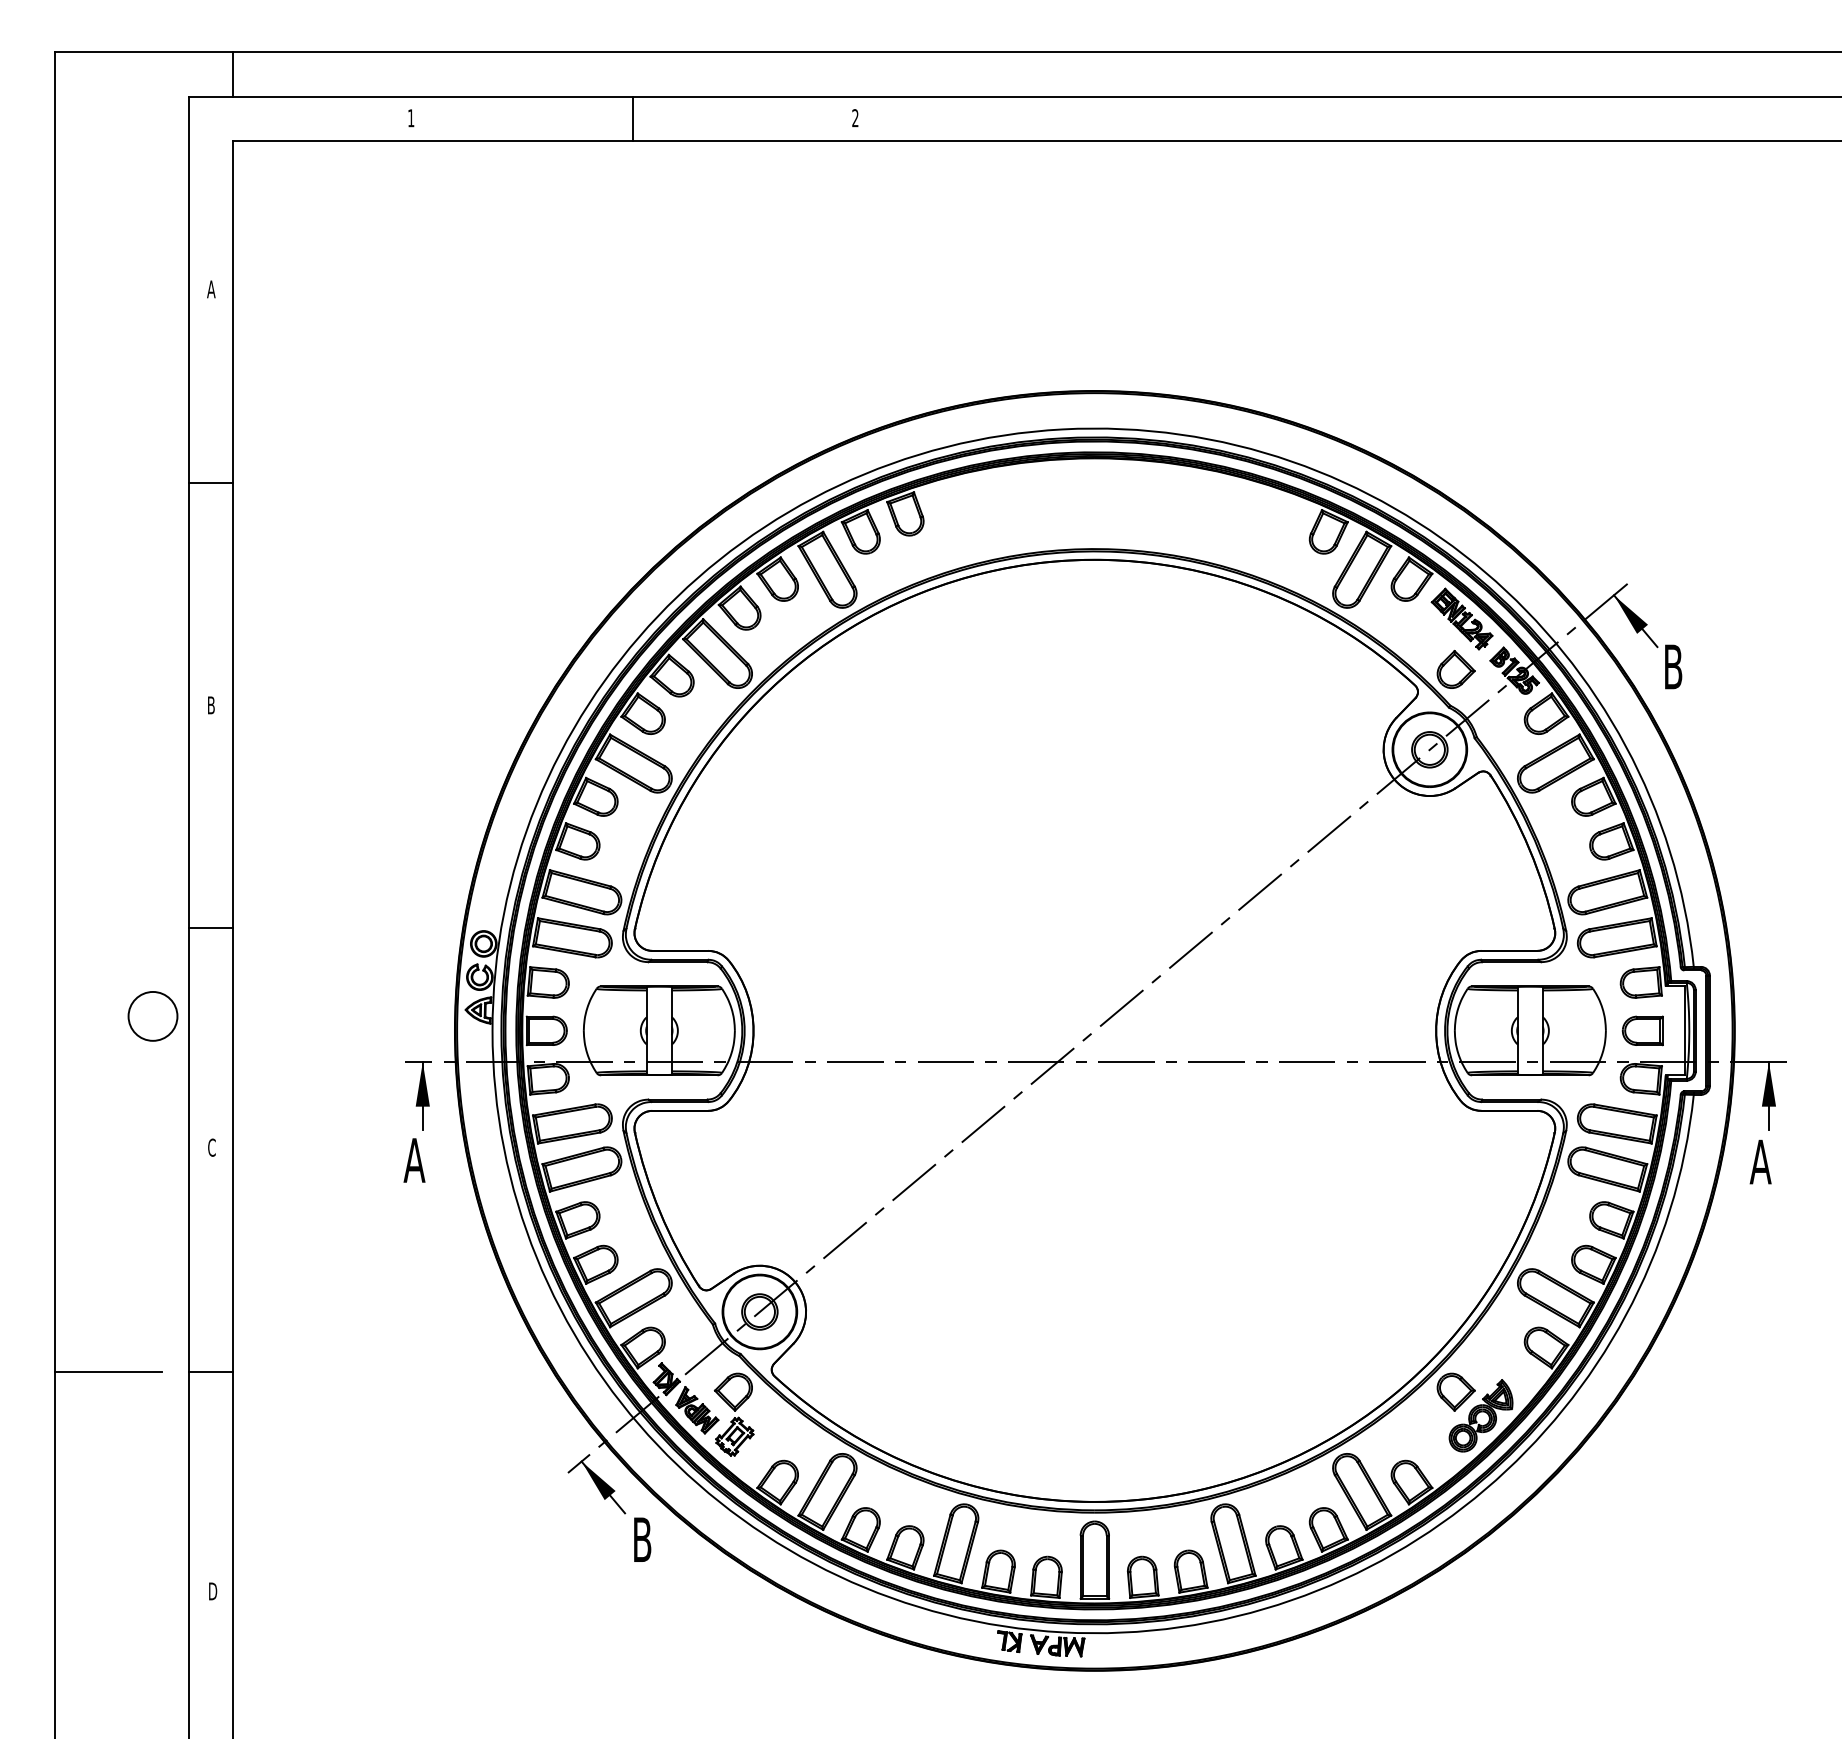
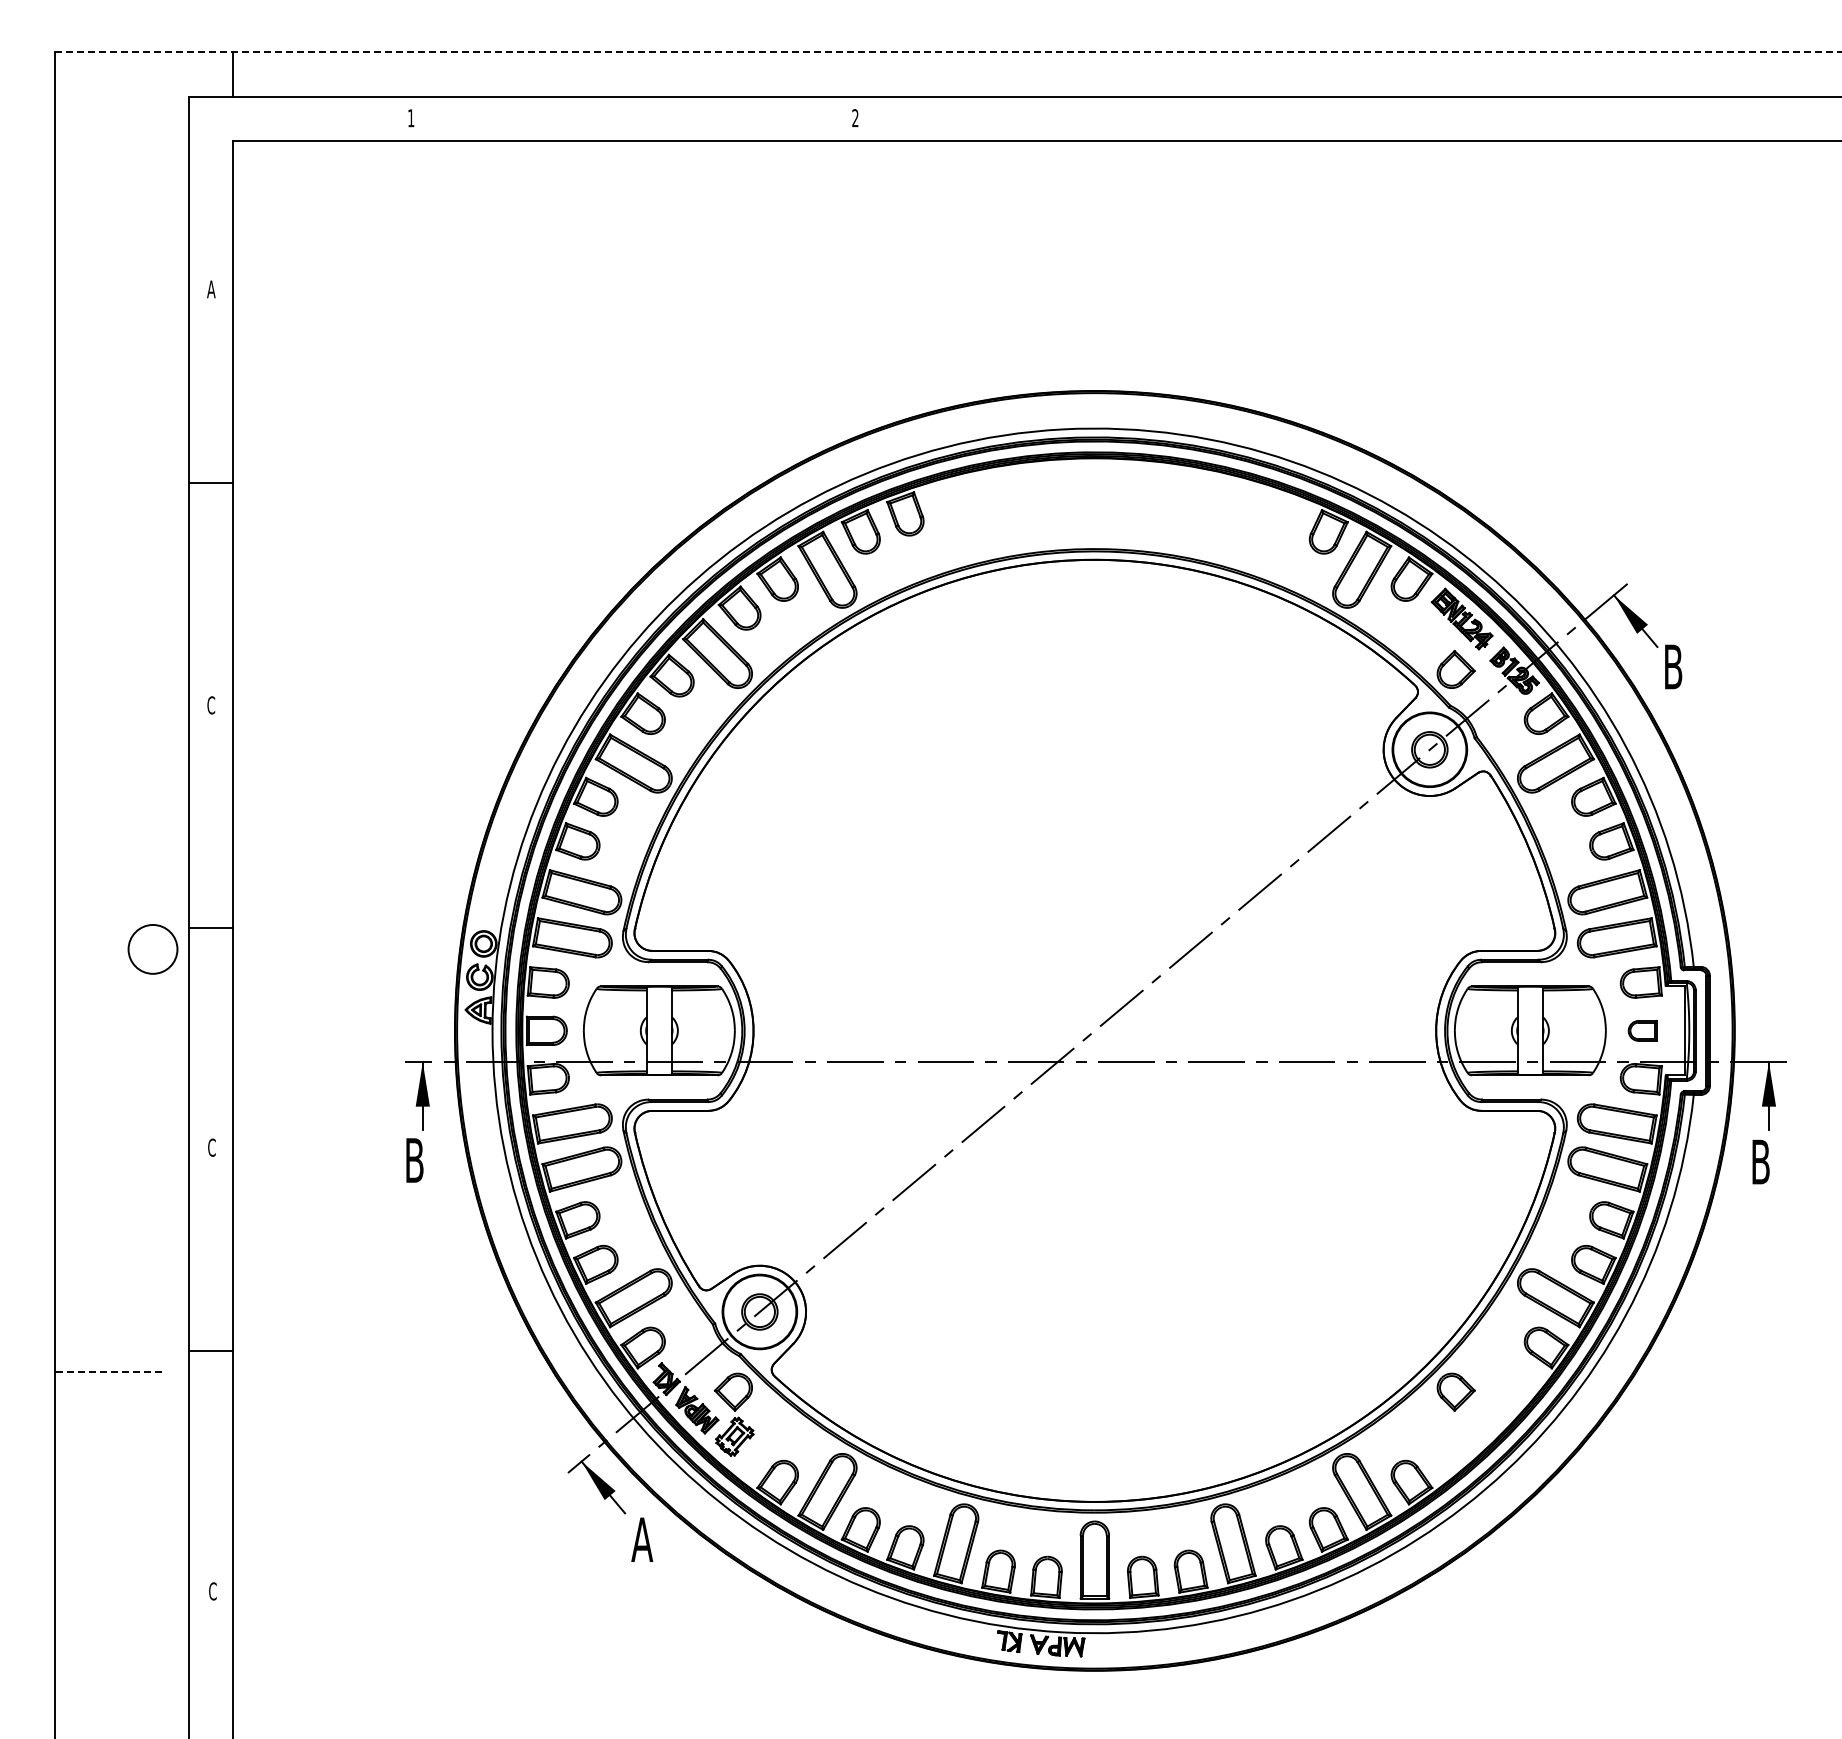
line: solid -> dashed (948, 52)
line: present -> none (632, 118)
text: B -> C (211, 705)
circle position: (152, 1016) -> (152, 949) (152, 949)
part size: 43x32 px -> 31x23 px (1642, 1030)
text: A -> B (414, 1160)
text: A -> B (1760, 1161)
line: solid -> dashed (108, 1371)
line position: (210, 1371) -> (210, 1350) (210, 1350)
part: present -> none (1480, 1415)
text: B -> A (642, 1539)
text: D -> C (213, 1591)
